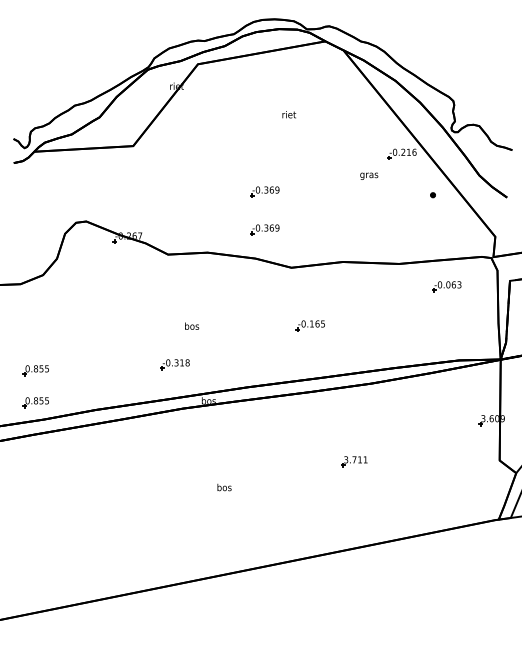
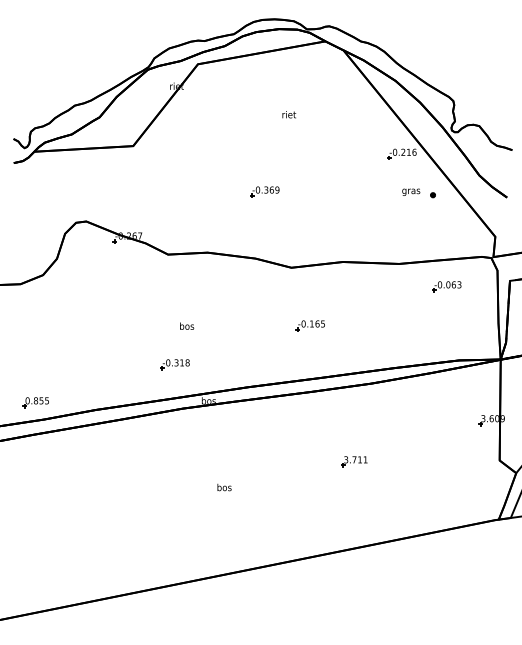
text position: (369, 175) -> (411, 191) (411, 191)
part: present -> none (264, 229)
text position: (192, 325) -> (187, 325) (187, 325)
part: present -> none (35, 370)
